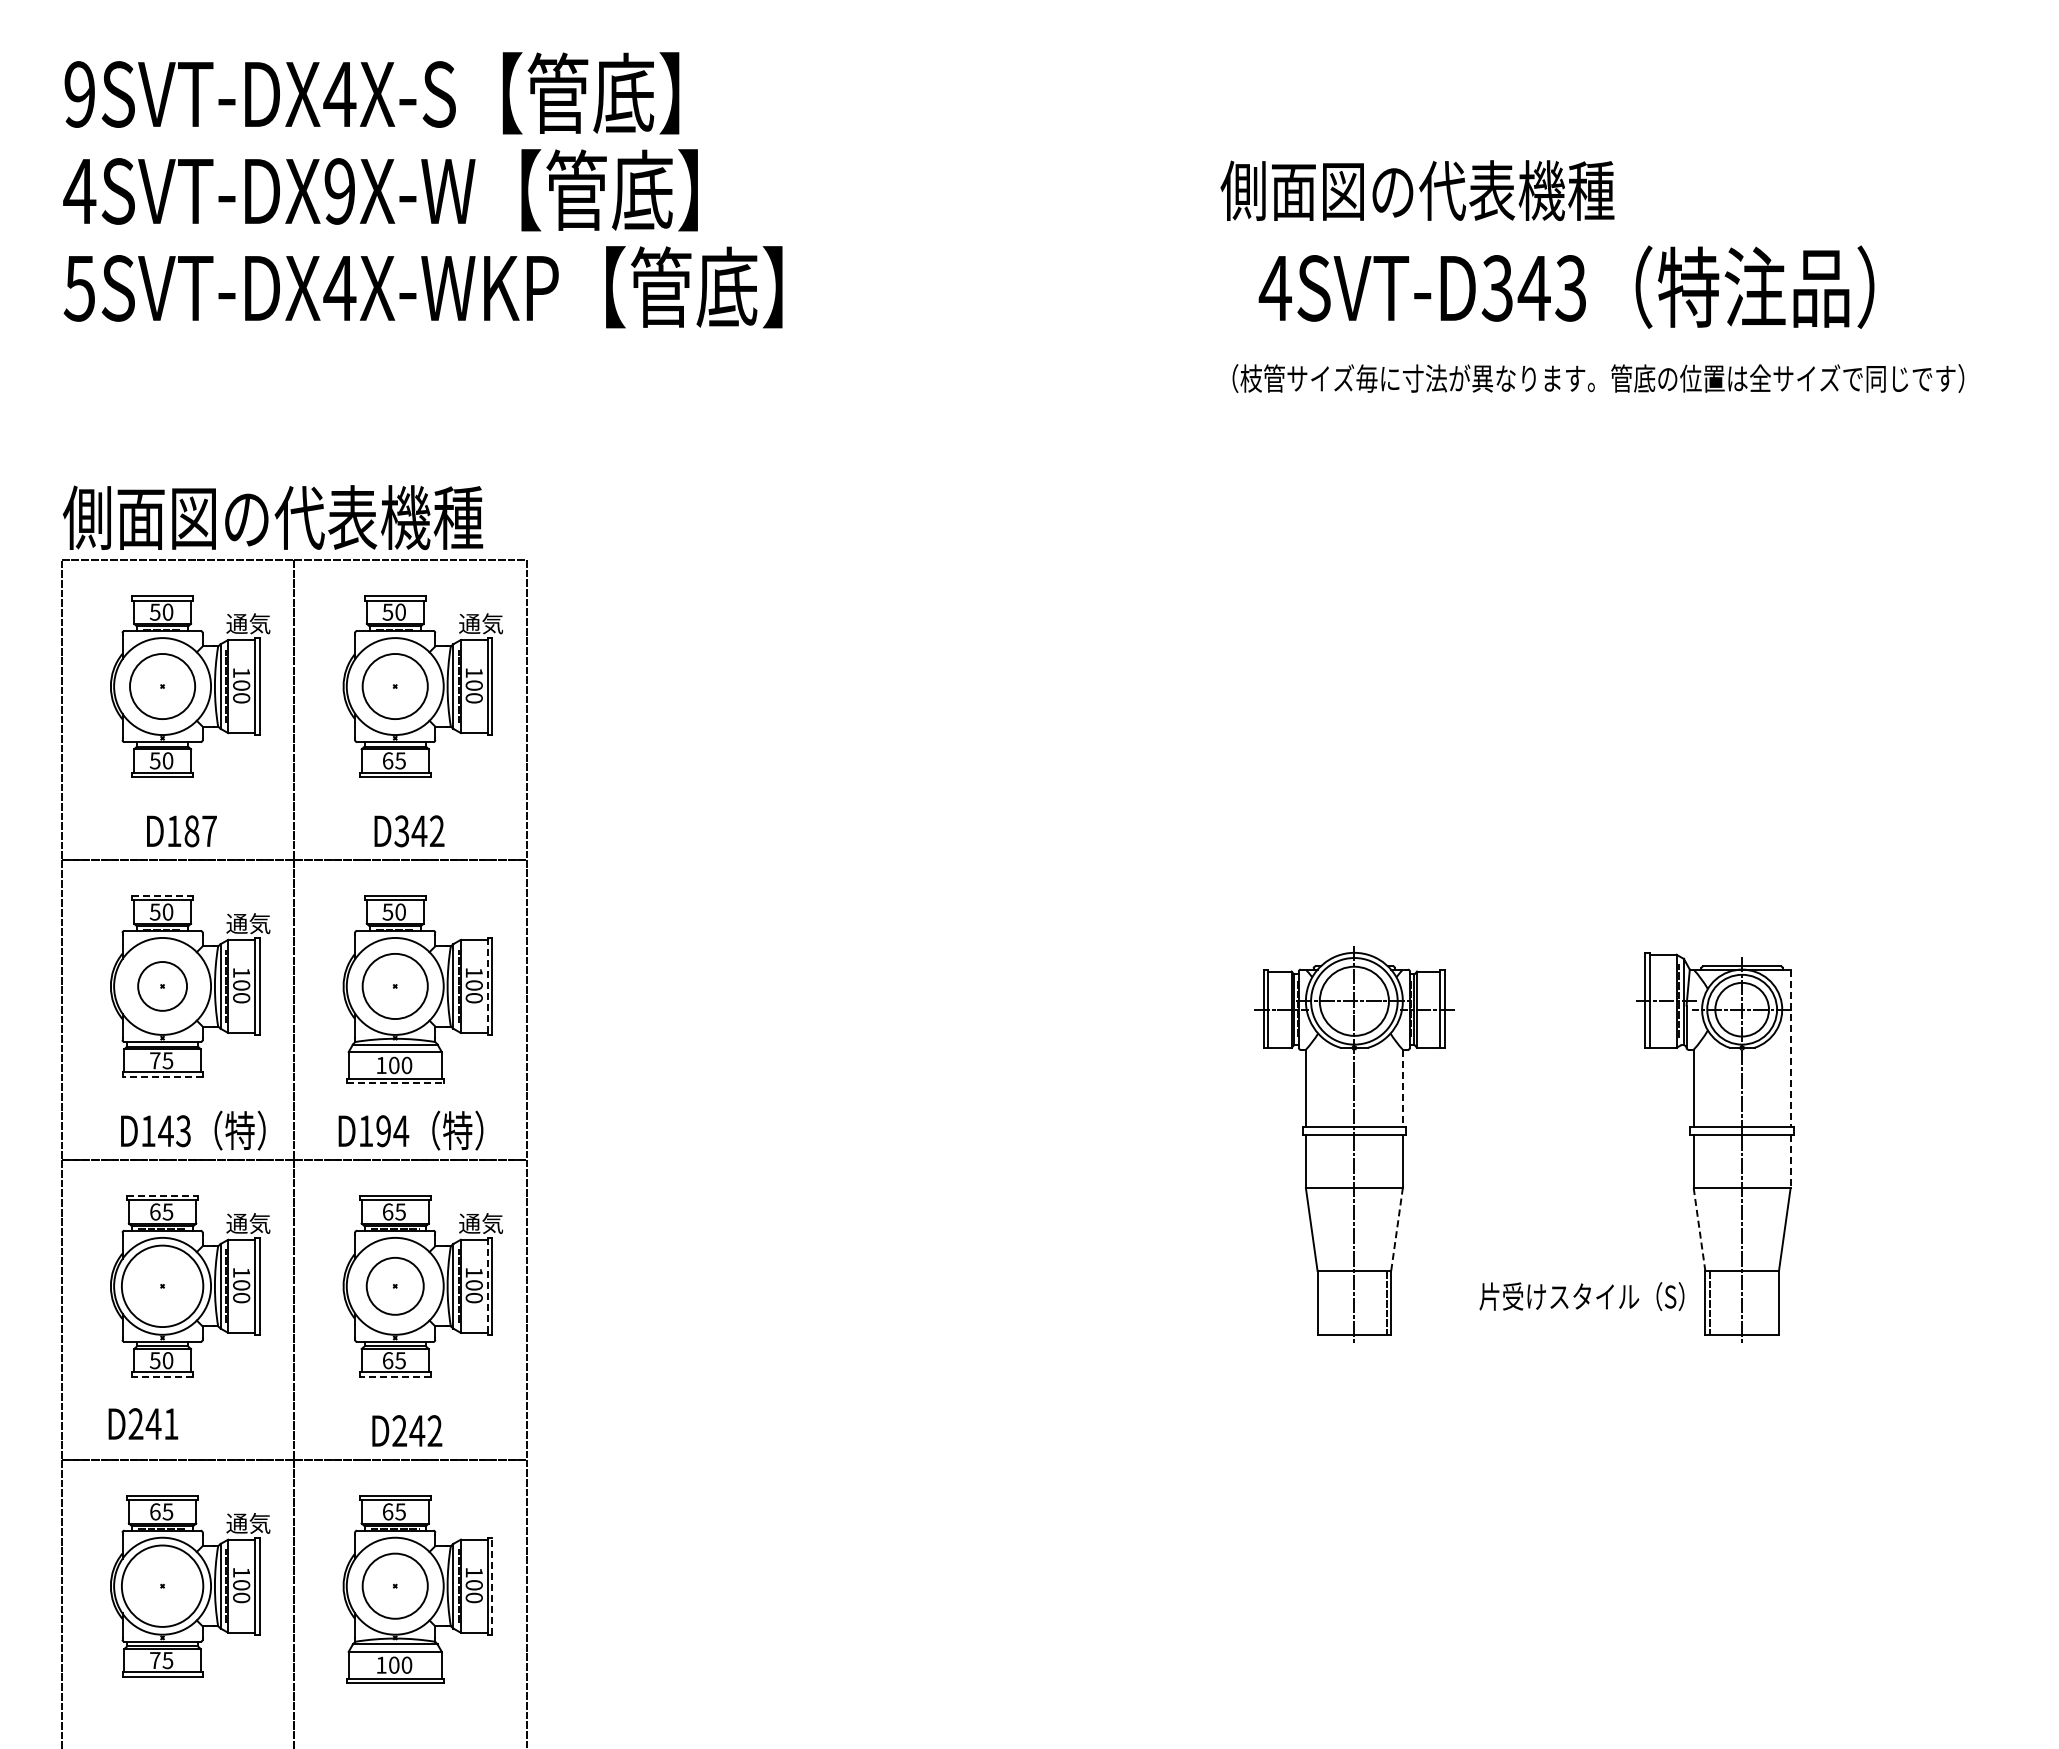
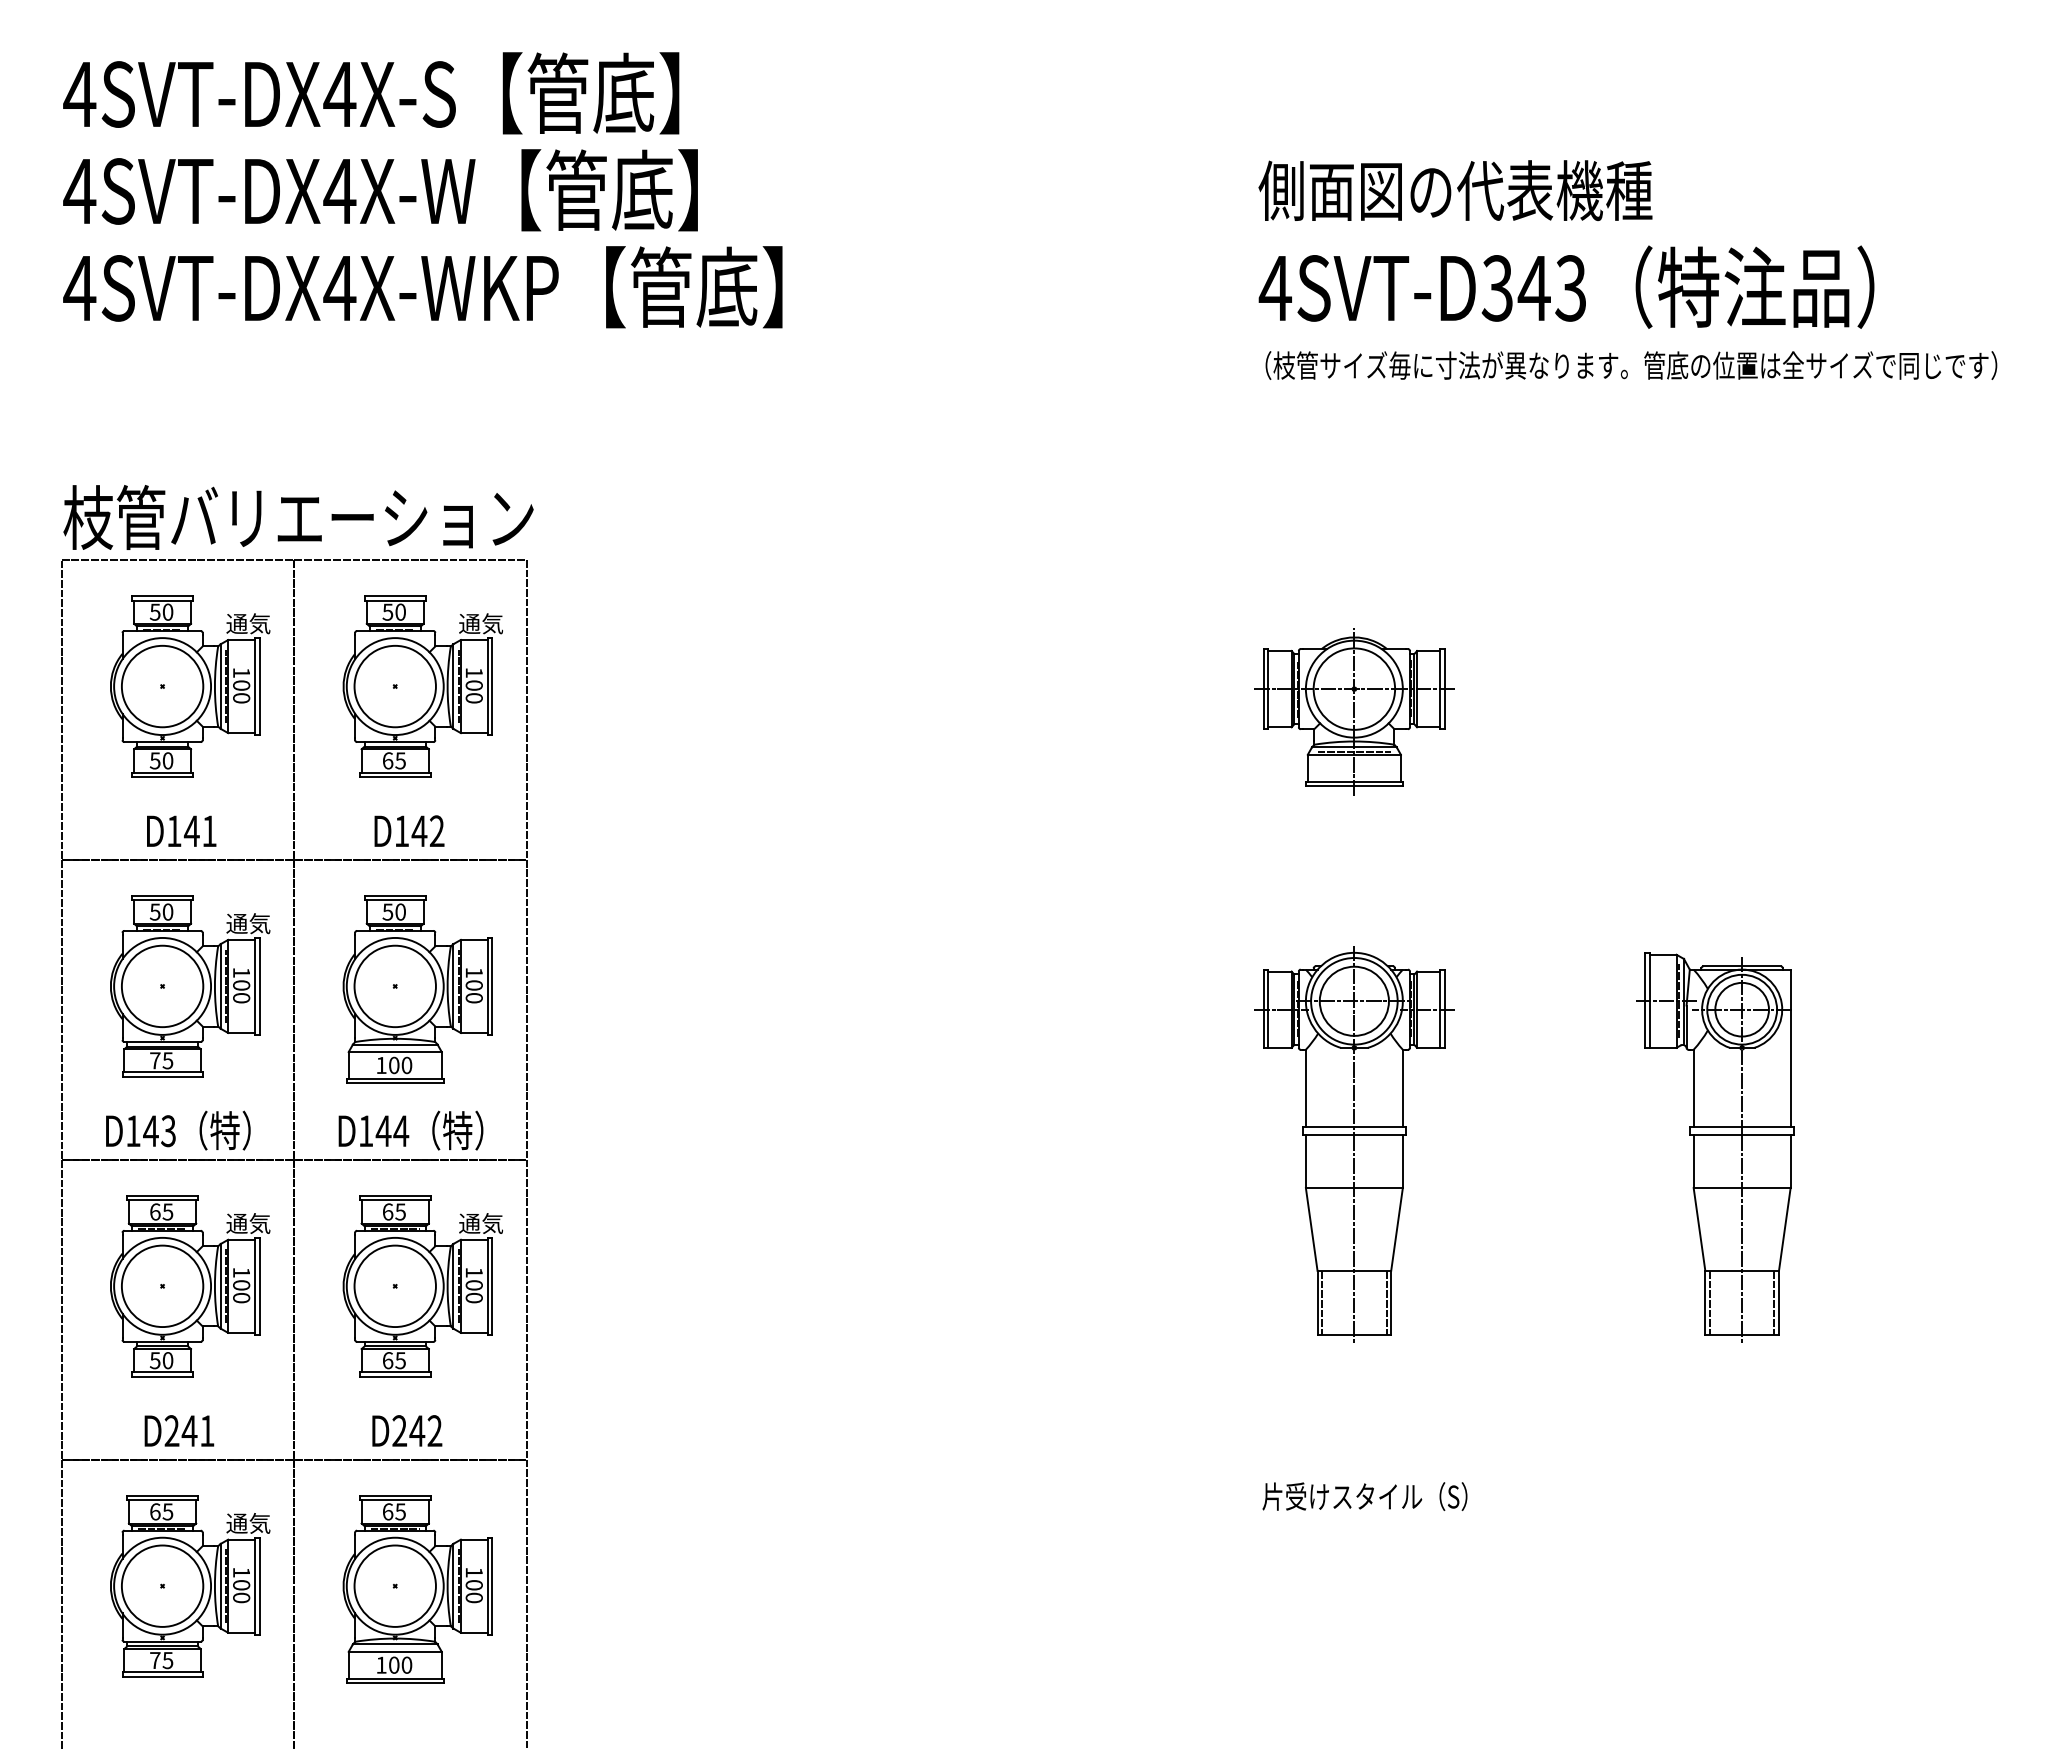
text: 9SVT-DX4X-S -> 4SVT-DX4X-S (79, 94)
text position: (1417, 190) -> (1455, 190) (1455, 190)
text: 4SVT-DX9X-W -> 4SVT-DX4X-W (339, 191)
text: 5SVT-DX4X-WKP -> 4SVT-DX4X-WKP (79, 288)
text position: (1598, 378) -> (1631, 365) (1631, 365)
text: 側面図の代表機種 -> 枝管バリエーション (297, 517)
circle diameter: 65 px -> 81 px (162, 686)
circle diameter: 65 px -> 81 px (394, 686)
part: none -> present (1354, 711)
text: D187 -> D141 (199, 831)
text: D342 -> D142 (401, 831)
line: dashed -> solid (163, 895)
circle diameter: 49 px -> 81 px (162, 986)
circle diameter: 65 px -> 81 px (394, 986)
line: dashed -> solid (487, 986)
line: dashed -> solid (1790, 1048)
line: dashed -> solid (162, 1076)
line: dashed -> solid (395, 1083)
line: dashed -> solid (1402, 1088)
text position: (193, 1130) -> (178, 1130) (178, 1130)
text: D194 -> D144 (383, 1131)
line: dashed -> solid (1790, 1162)
line: dashed -> solid (162, 1195)
line: dashed -> solid (1397, 1229)
line: dashed -> solid (1699, 1229)
circle diameter: 57 px -> 81 px (394, 1286)
line: dashed -> solid (487, 1286)
text position: (1581, 1296) -> (1364, 1496) (1364, 1496)
line: none -> present (1322, 1302)
line: none -> present (1774, 1302)
line: dashed -> solid (162, 1376)
line: dashed -> solid (395, 1376)
text position: (143, 1423) -> (179, 1430) (179, 1430)
circle diameter: 65 px -> 81 px (394, 1585)
line: dashed -> solid (492, 1585)
